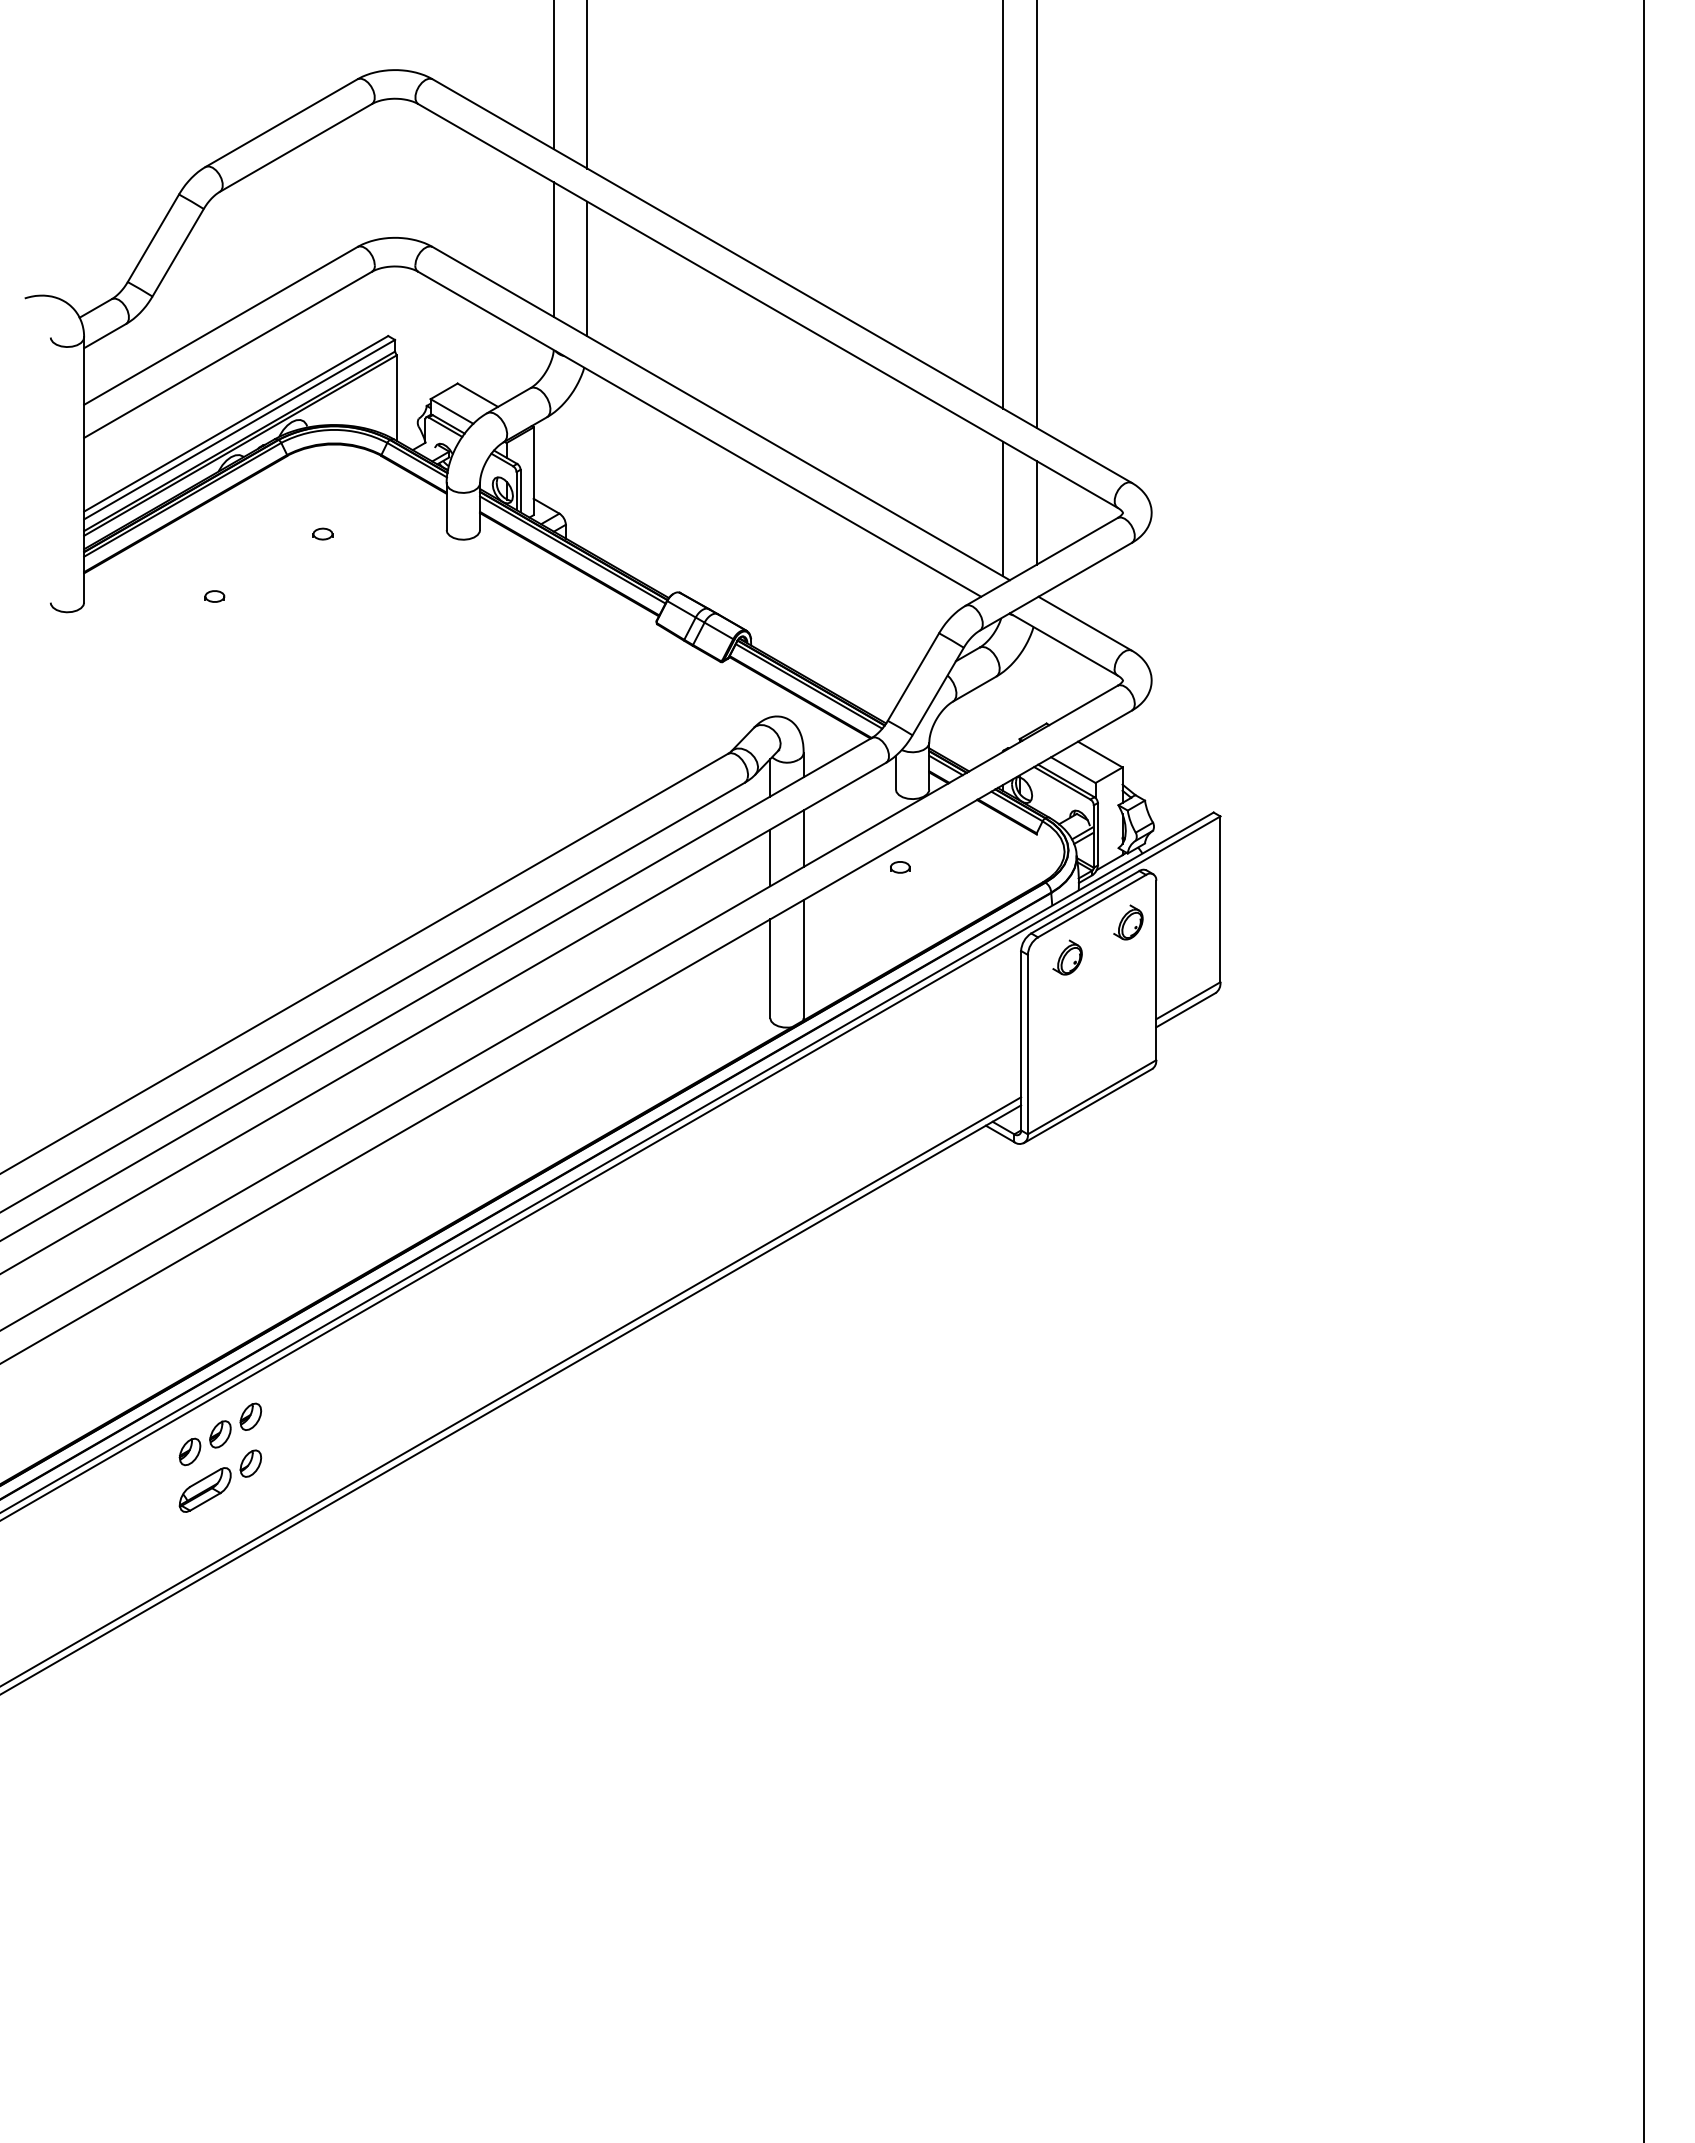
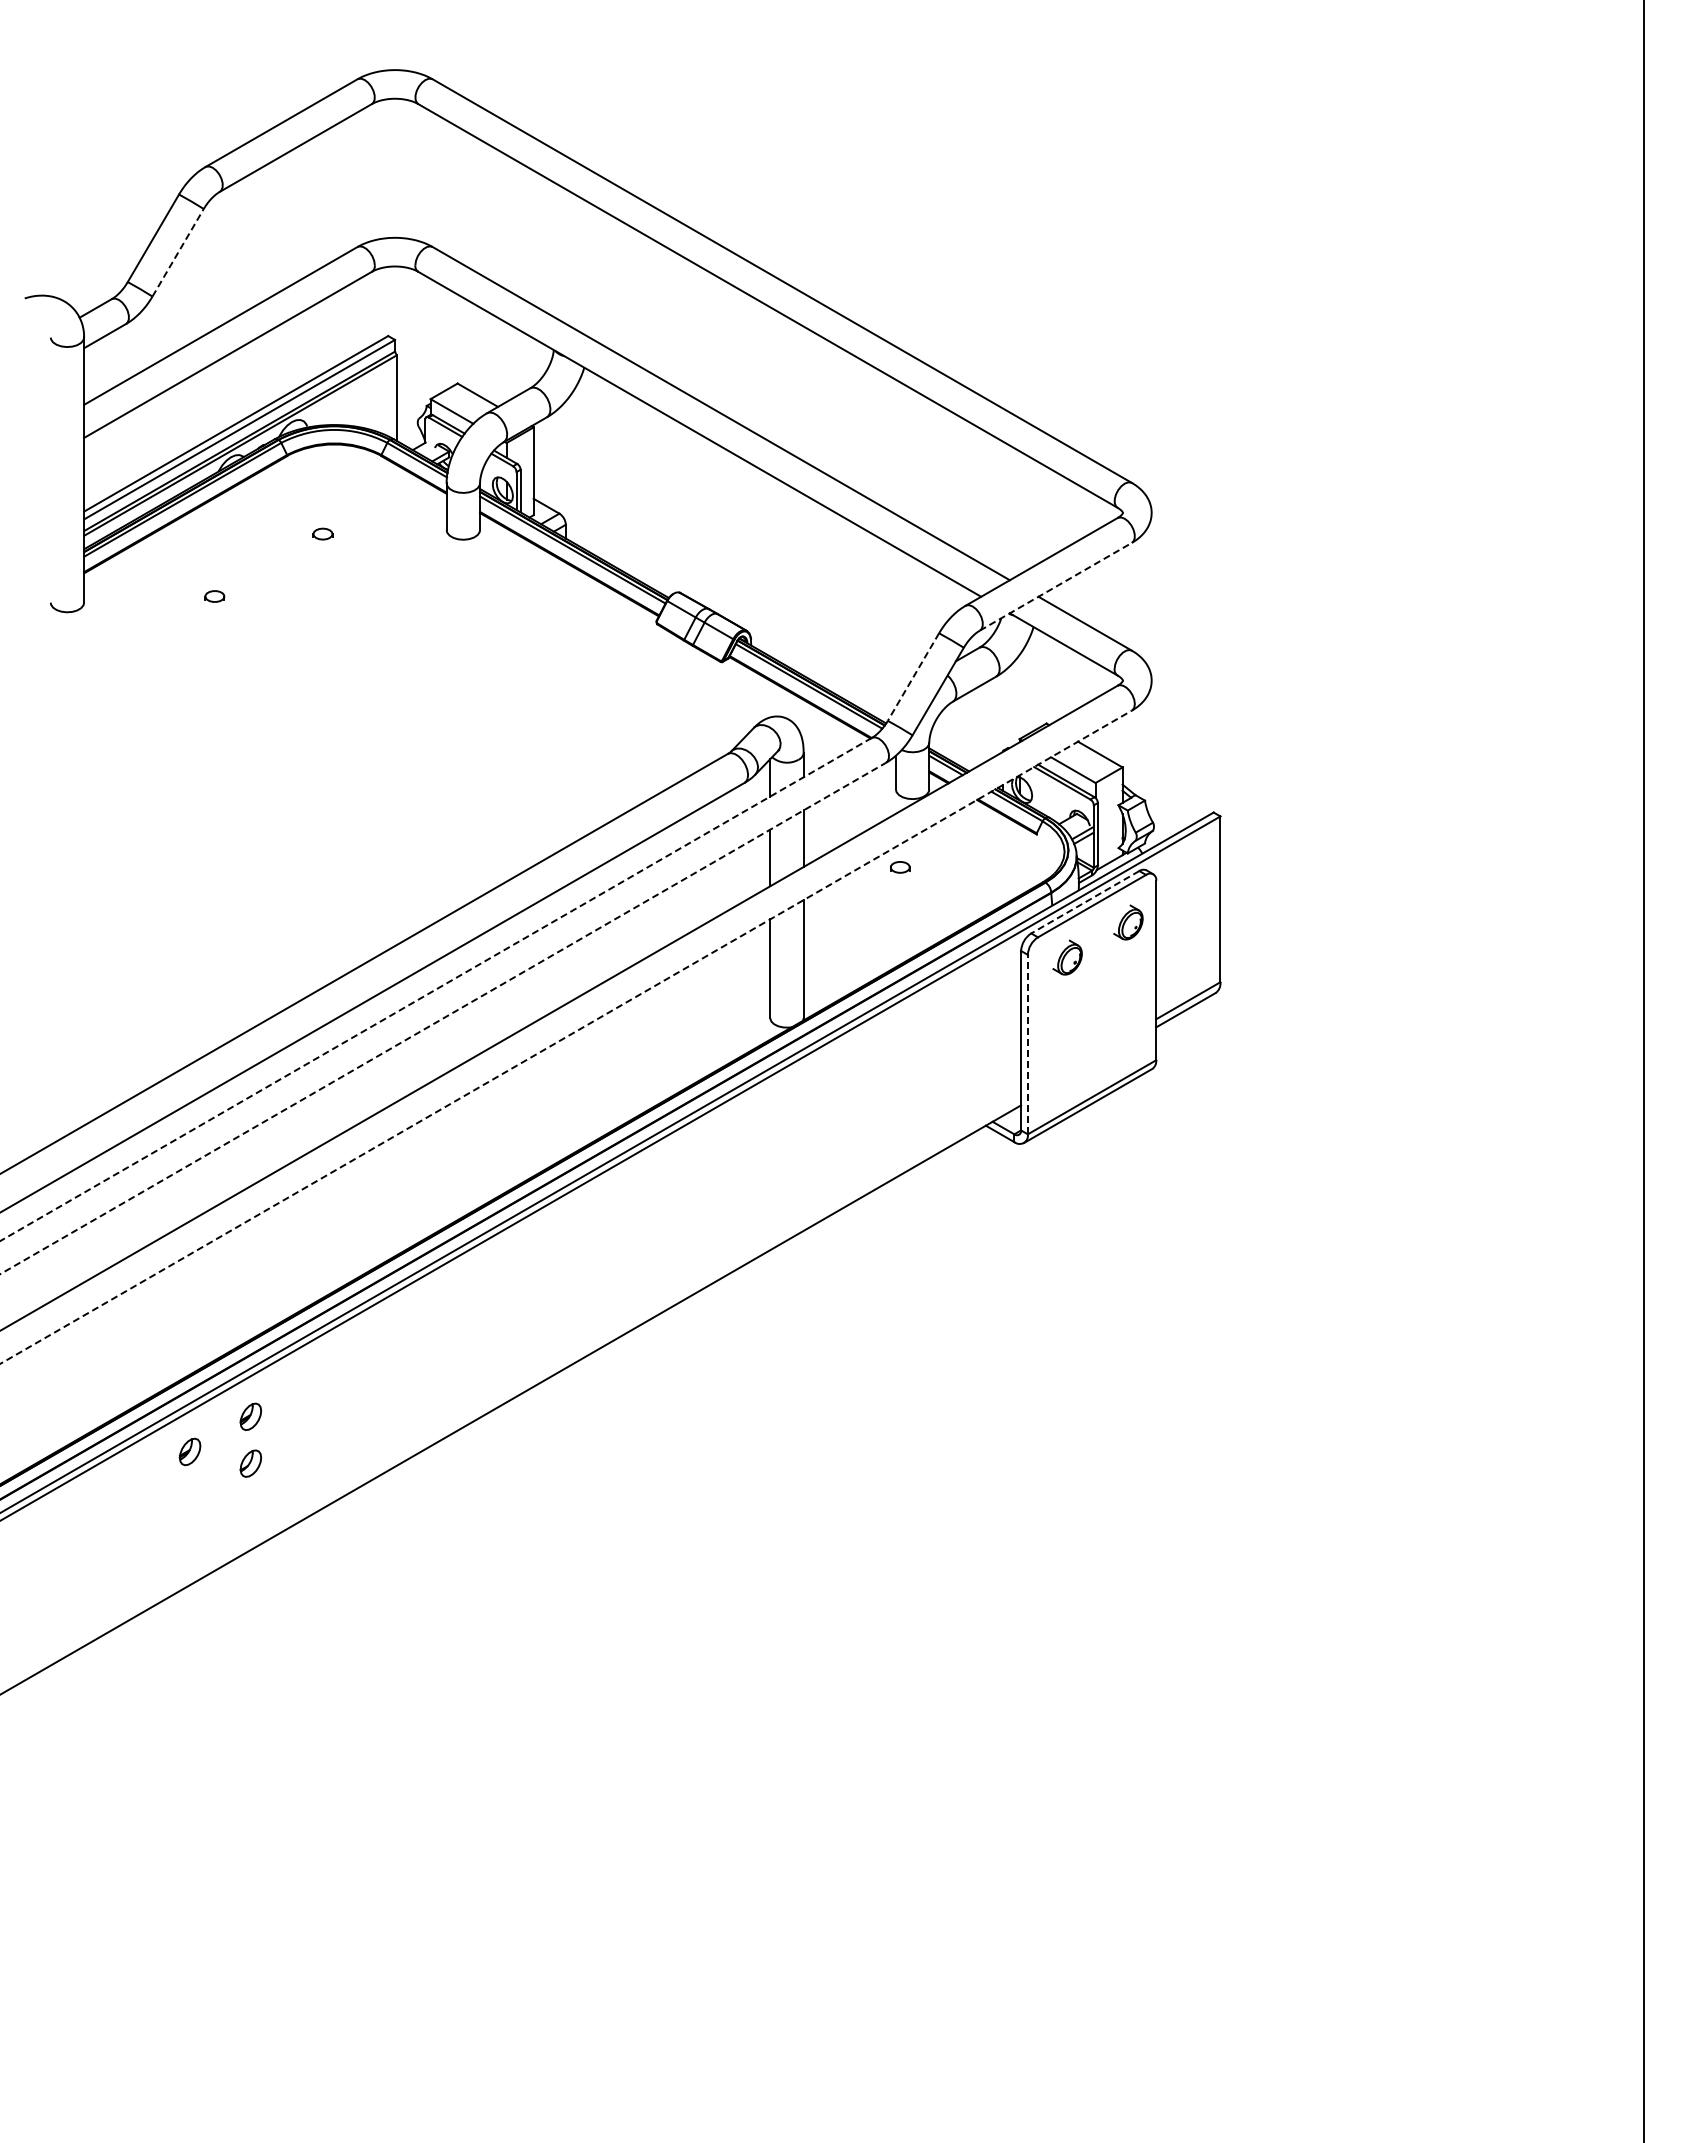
line: present -> none (554, 75)
line: present -> none (587, 85)
line: present -> none (1003, 205)
line: present -> none (1036, 215)
line: present -> none (554, 249)
line: solid -> dashed (178, 252)
line: present -> none (587, 268)
line: present -> none (1003, 508)
line: present -> none (1036, 512)
line: solid -> dashed (1055, 586)
line: solid -> dashed (913, 677)
line: solid -> dashed (1084, 902)
line: solid -> dashed (436, 989)
line: solid -> dashed (443, 1018)
line: solid -> dashed (566, 1037)
line: solid -> dashed (1027, 1044)
line: present -> none (511, 1391)
part: present -> none (220, 1434)
part: present -> none (204, 1489)
